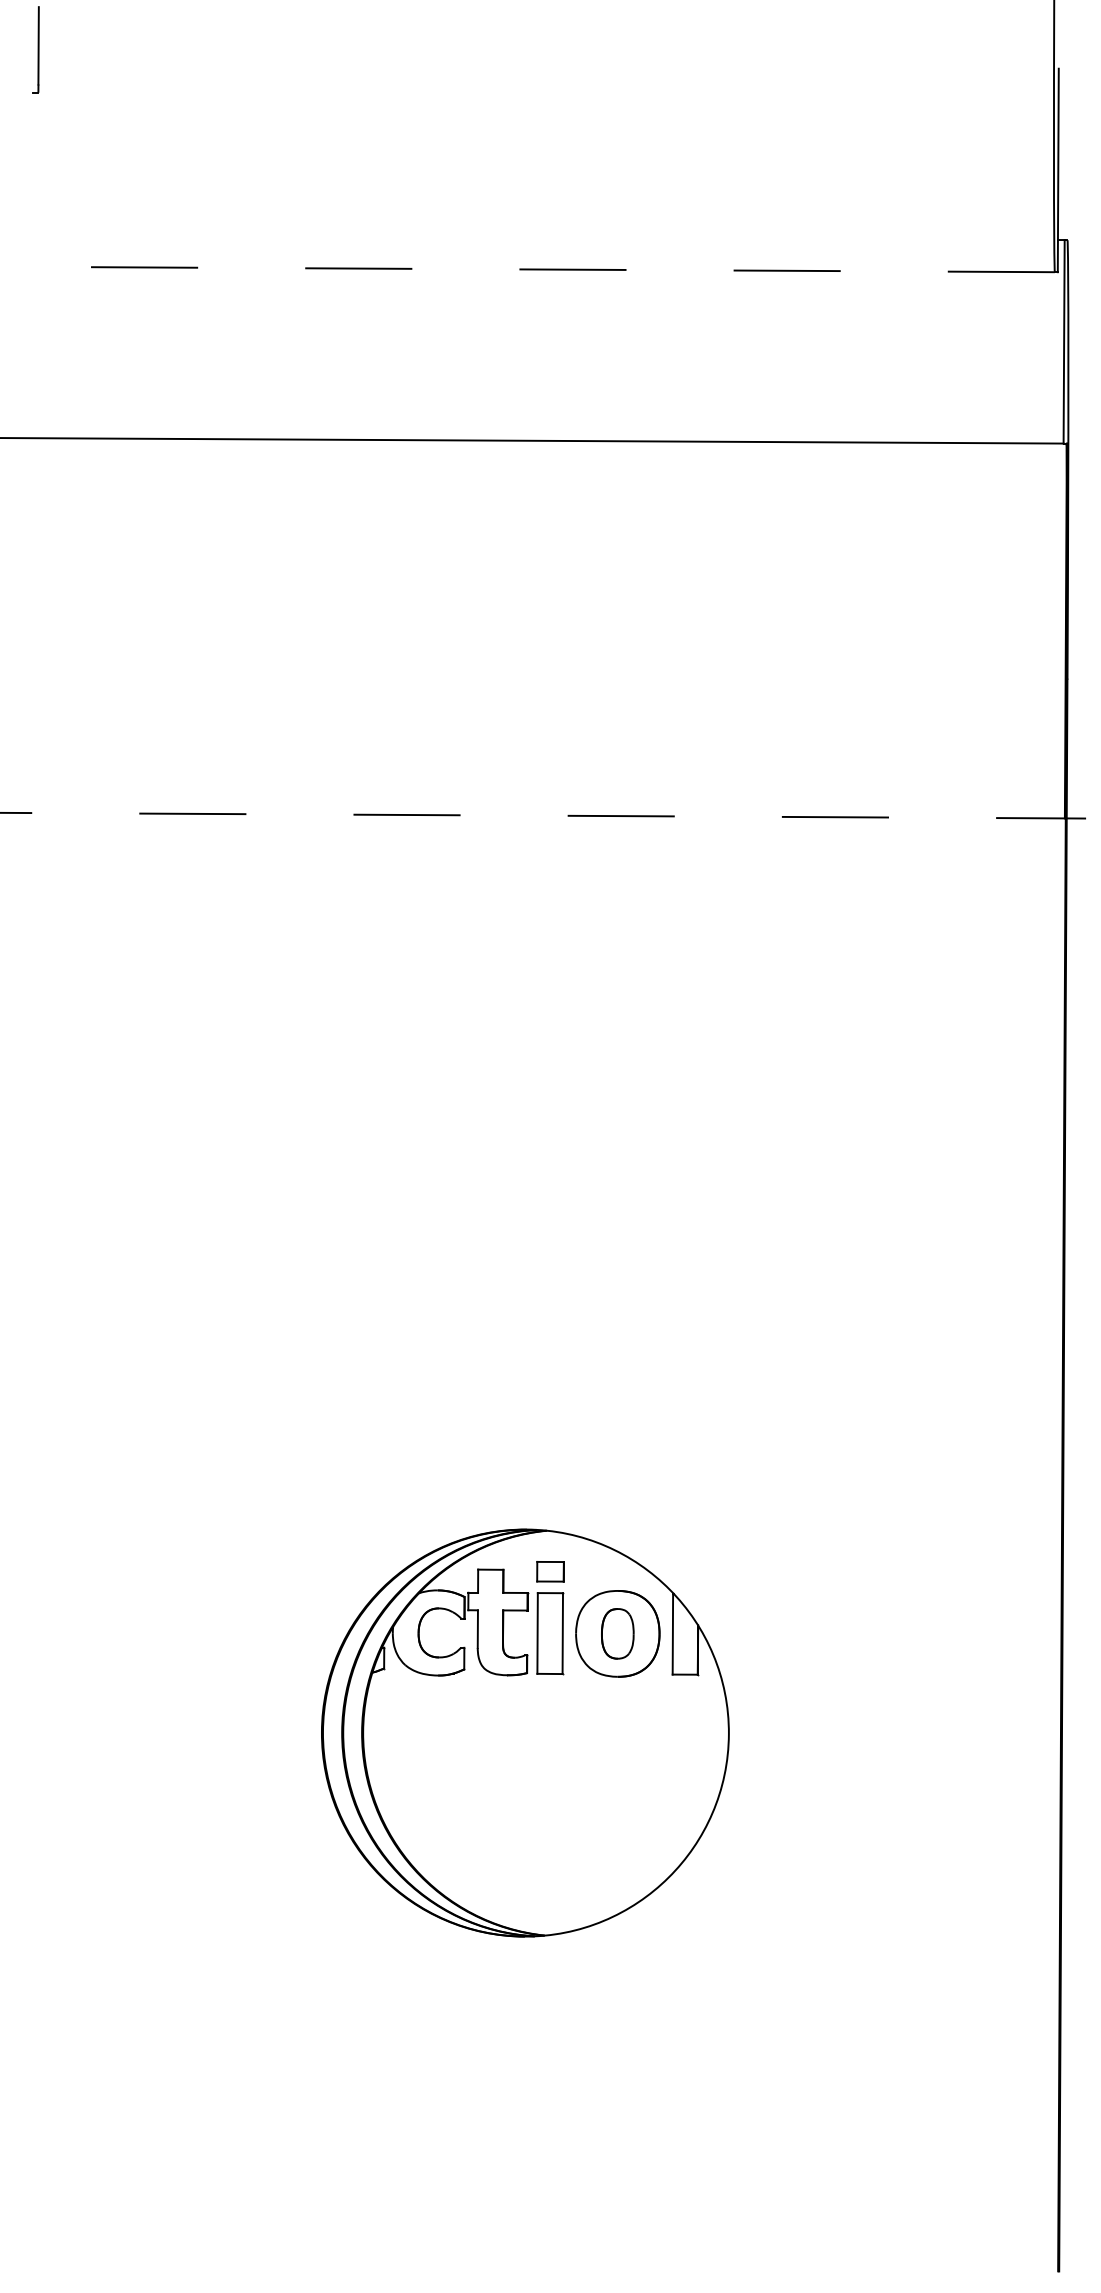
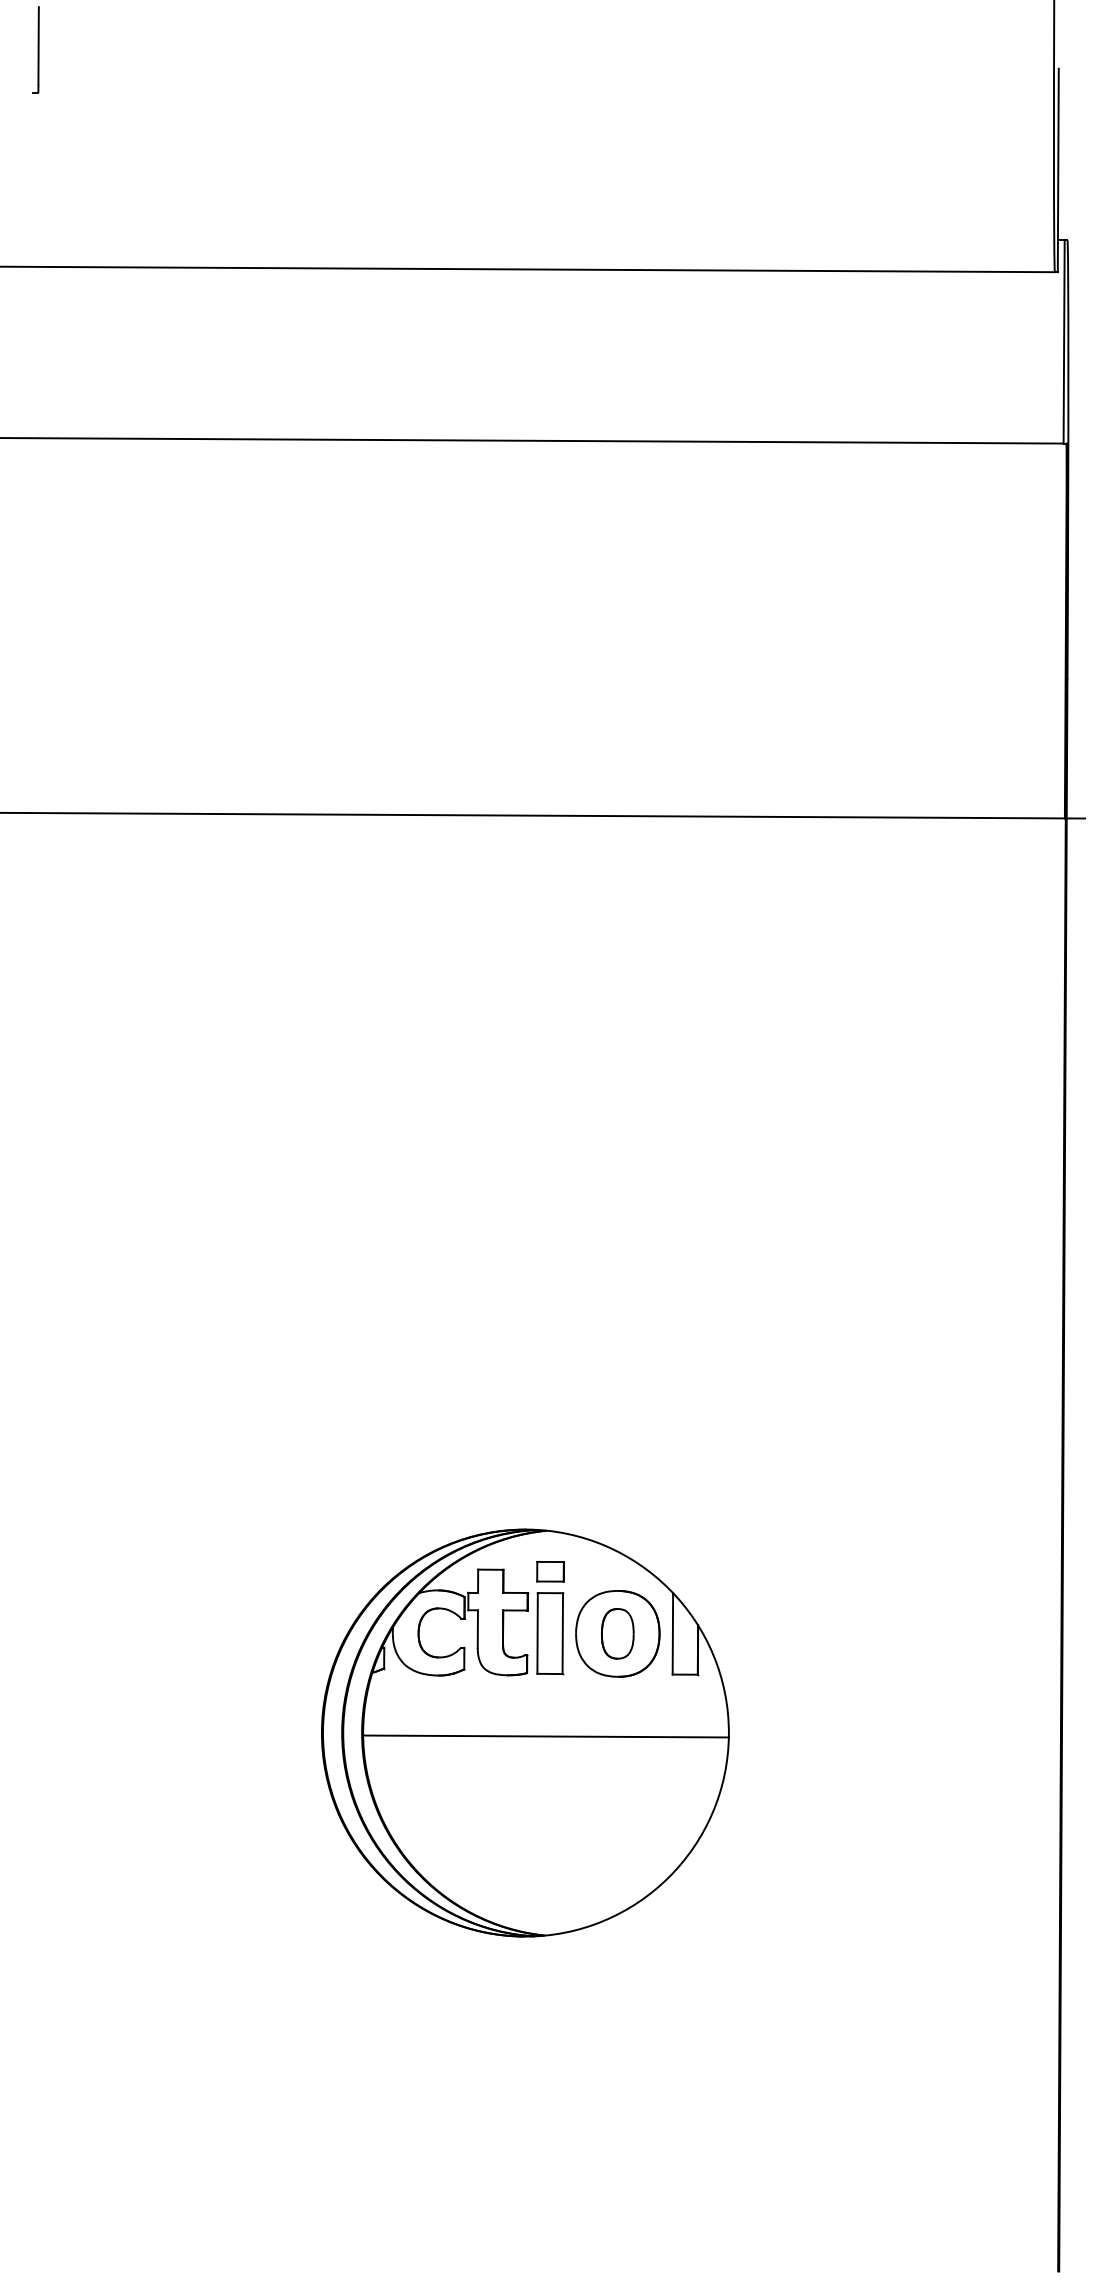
line: dashed -> solid (527, 269)
line: dashed -> solid (533, 815)
line: none -> present (545, 1736)
